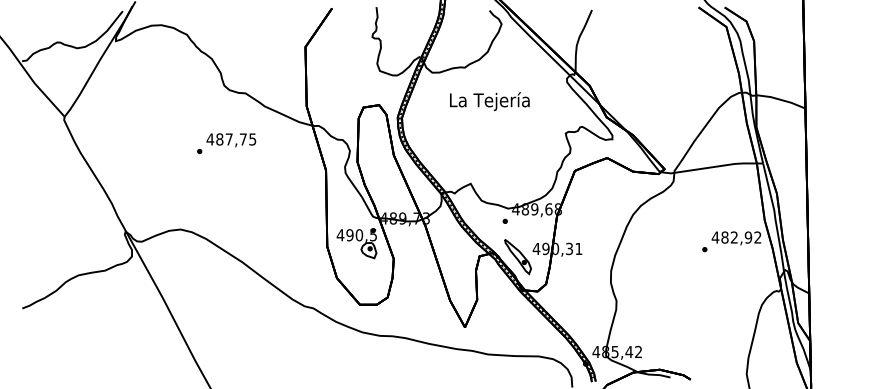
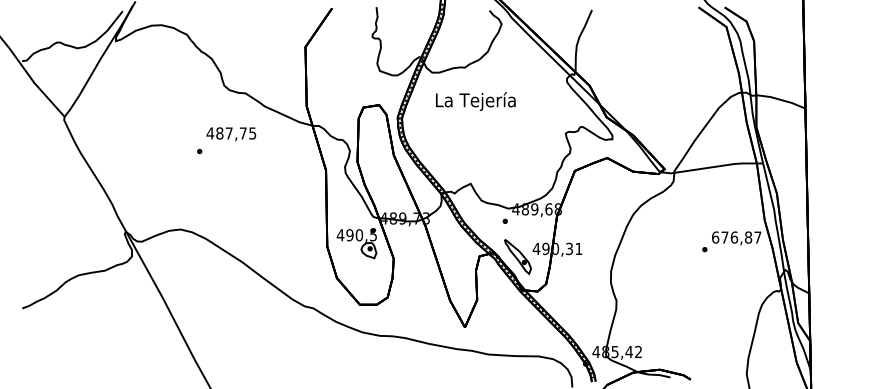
text position: (489, 101) -> (475, 101) (475, 101)
text position: (231, 140) -> (231, 134) (231, 134)
text: 482,92 -> 676,87 (736, 237)
